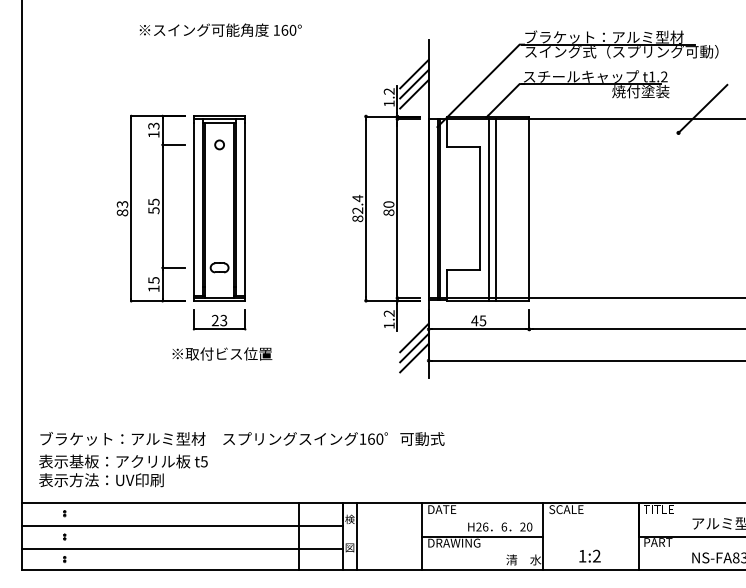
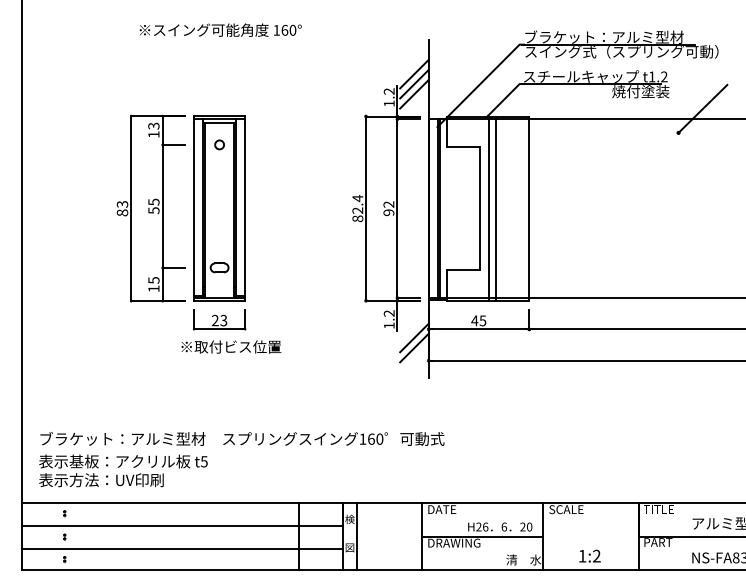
text: 80 -> 92 (388, 208)
text position: (222, 353) -> (231, 346) (231, 346)
line: present -> none (414, 357)
